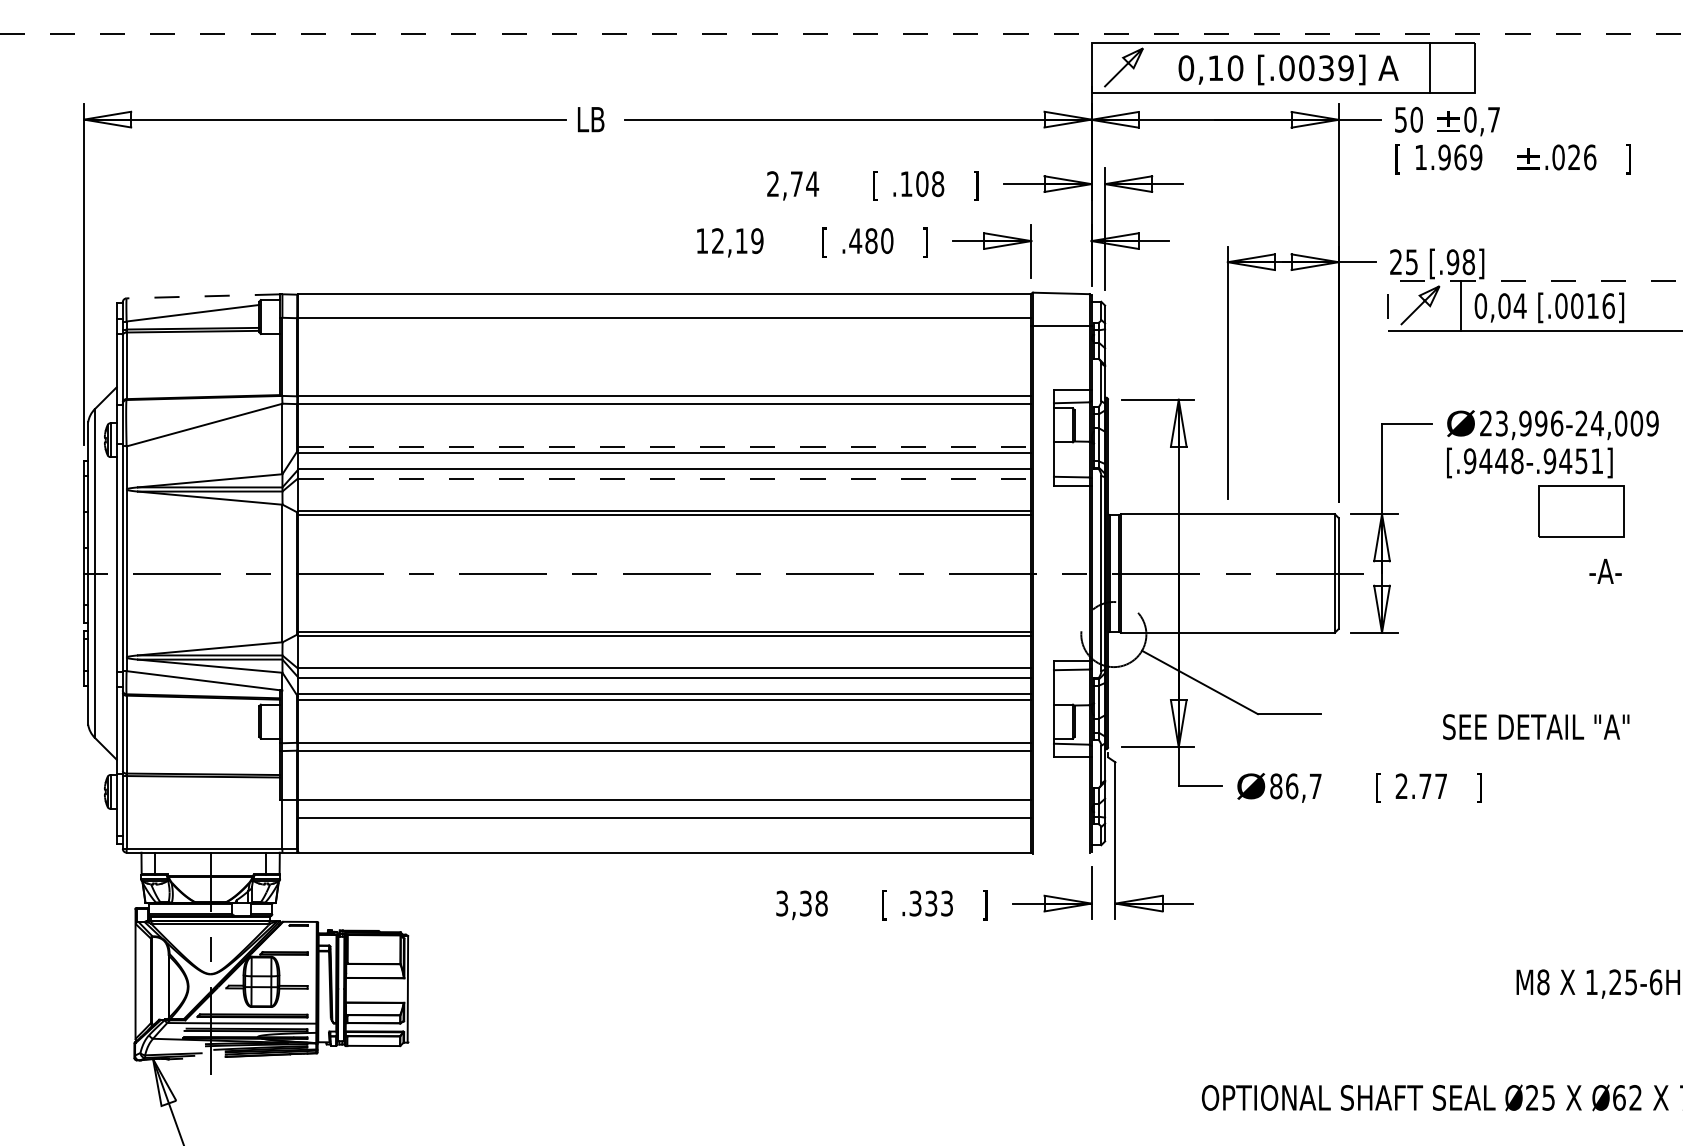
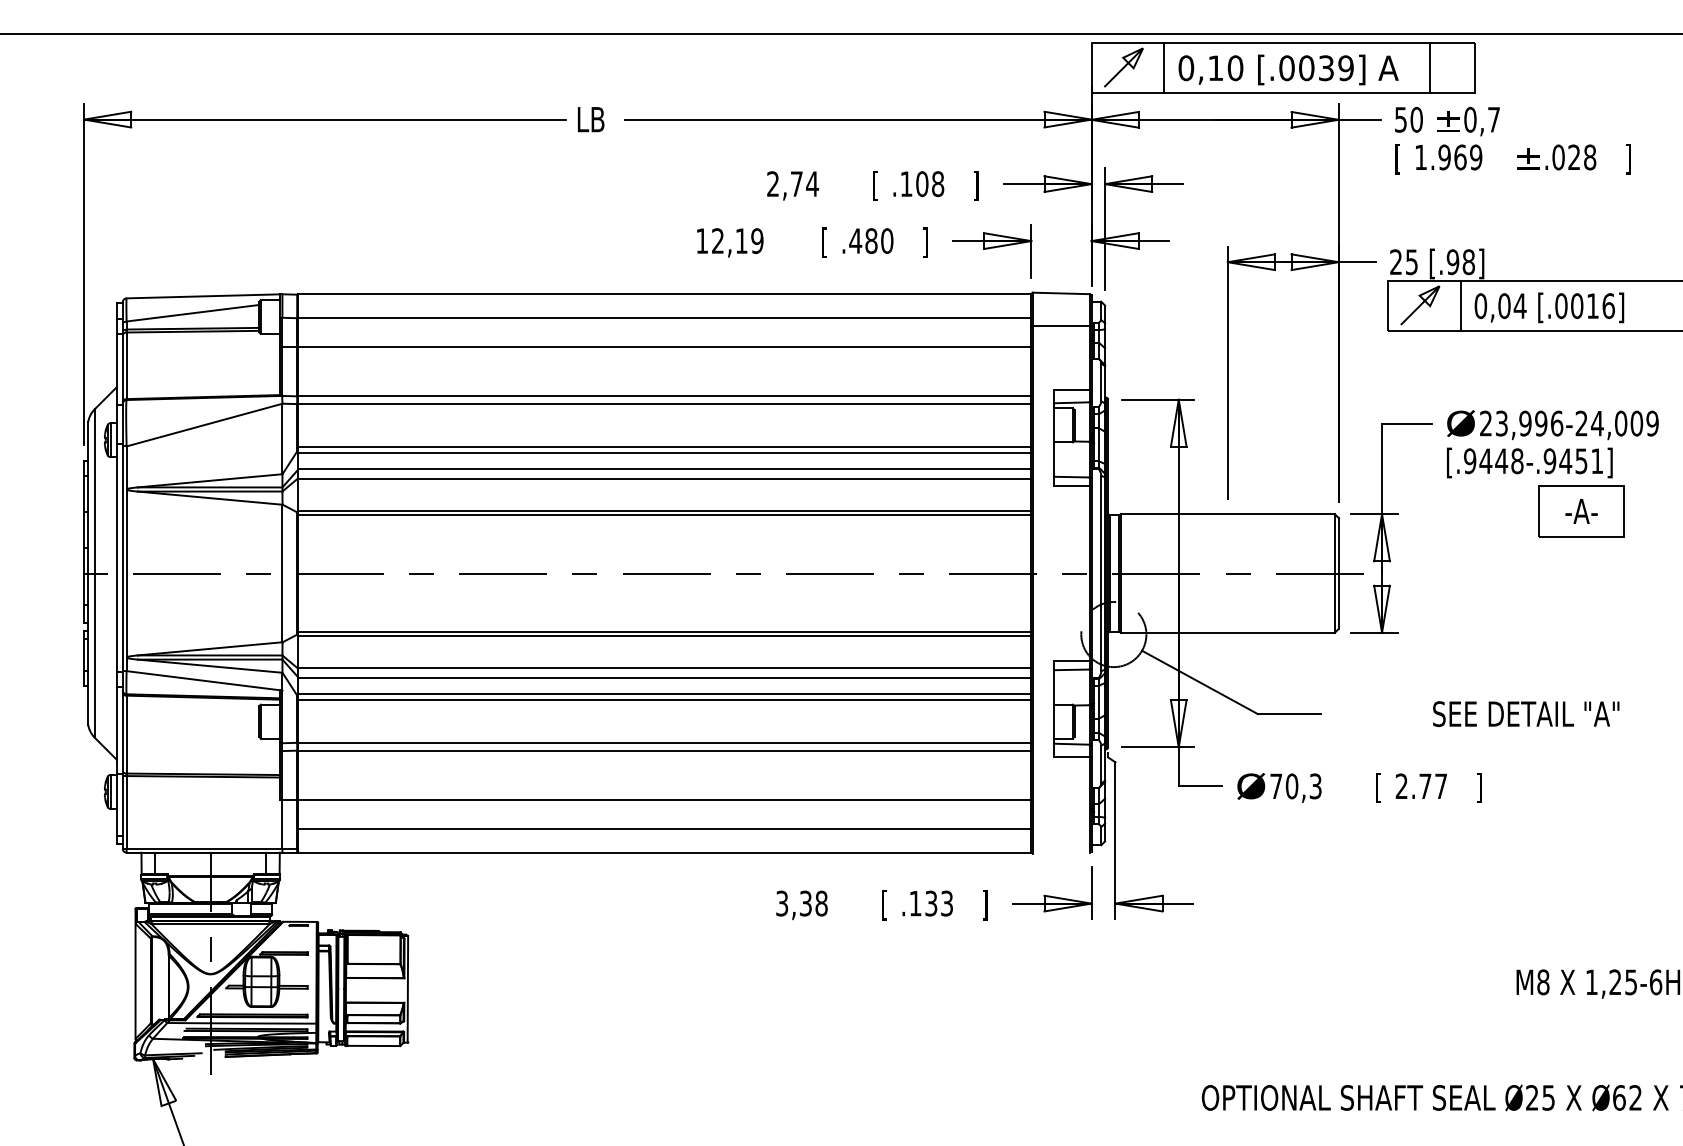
line: dashed -> solid (841, 34)
line: none -> present (1163, 68)
text: .026 -> .028 (1590, 157)
line: dashed -> solid (1509, 281)
line: dashed -> solid (203, 296)
line: none -> present (655, 347)
line: dashed -> solid (665, 447)
line: dashed -> solid (665, 478)
text position: (1605, 571) -> (1581, 511) (1581, 511)
text position: (1536, 727) -> (1526, 714) (1526, 714)
text: 86,7 -> 70,3 (1295, 786)
line position: (664, 818) -> (664, 829) (664, 829)
text: .333 -> .133 (915, 903)
